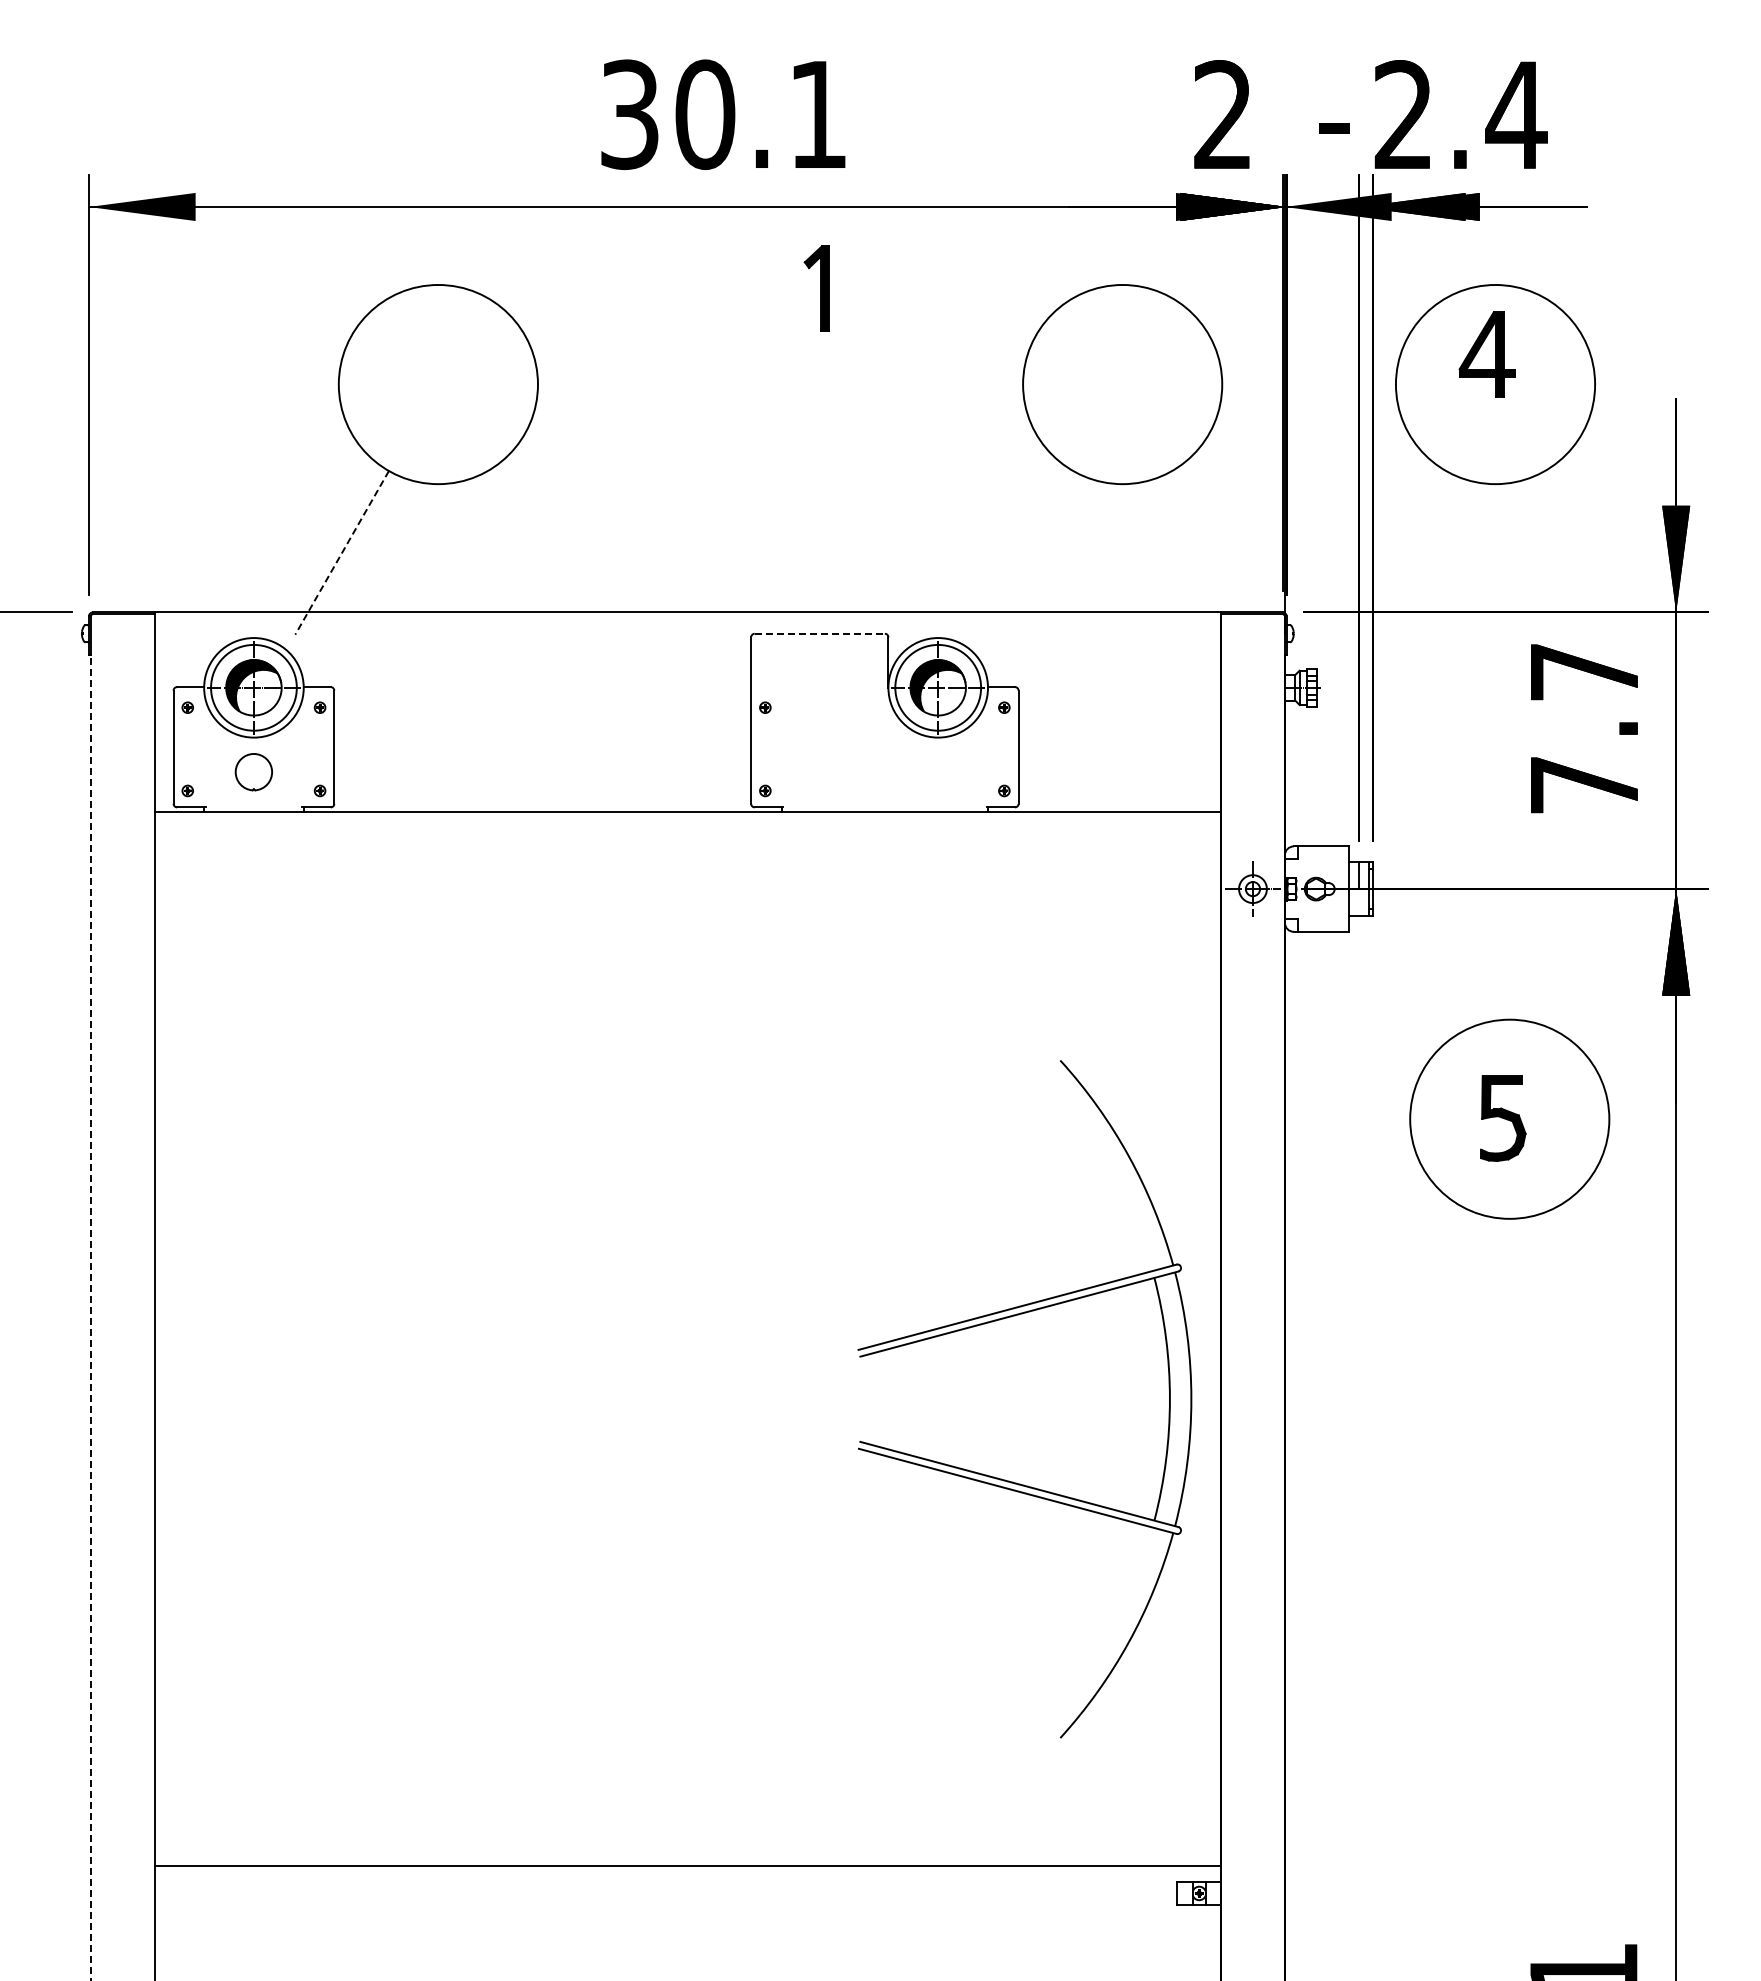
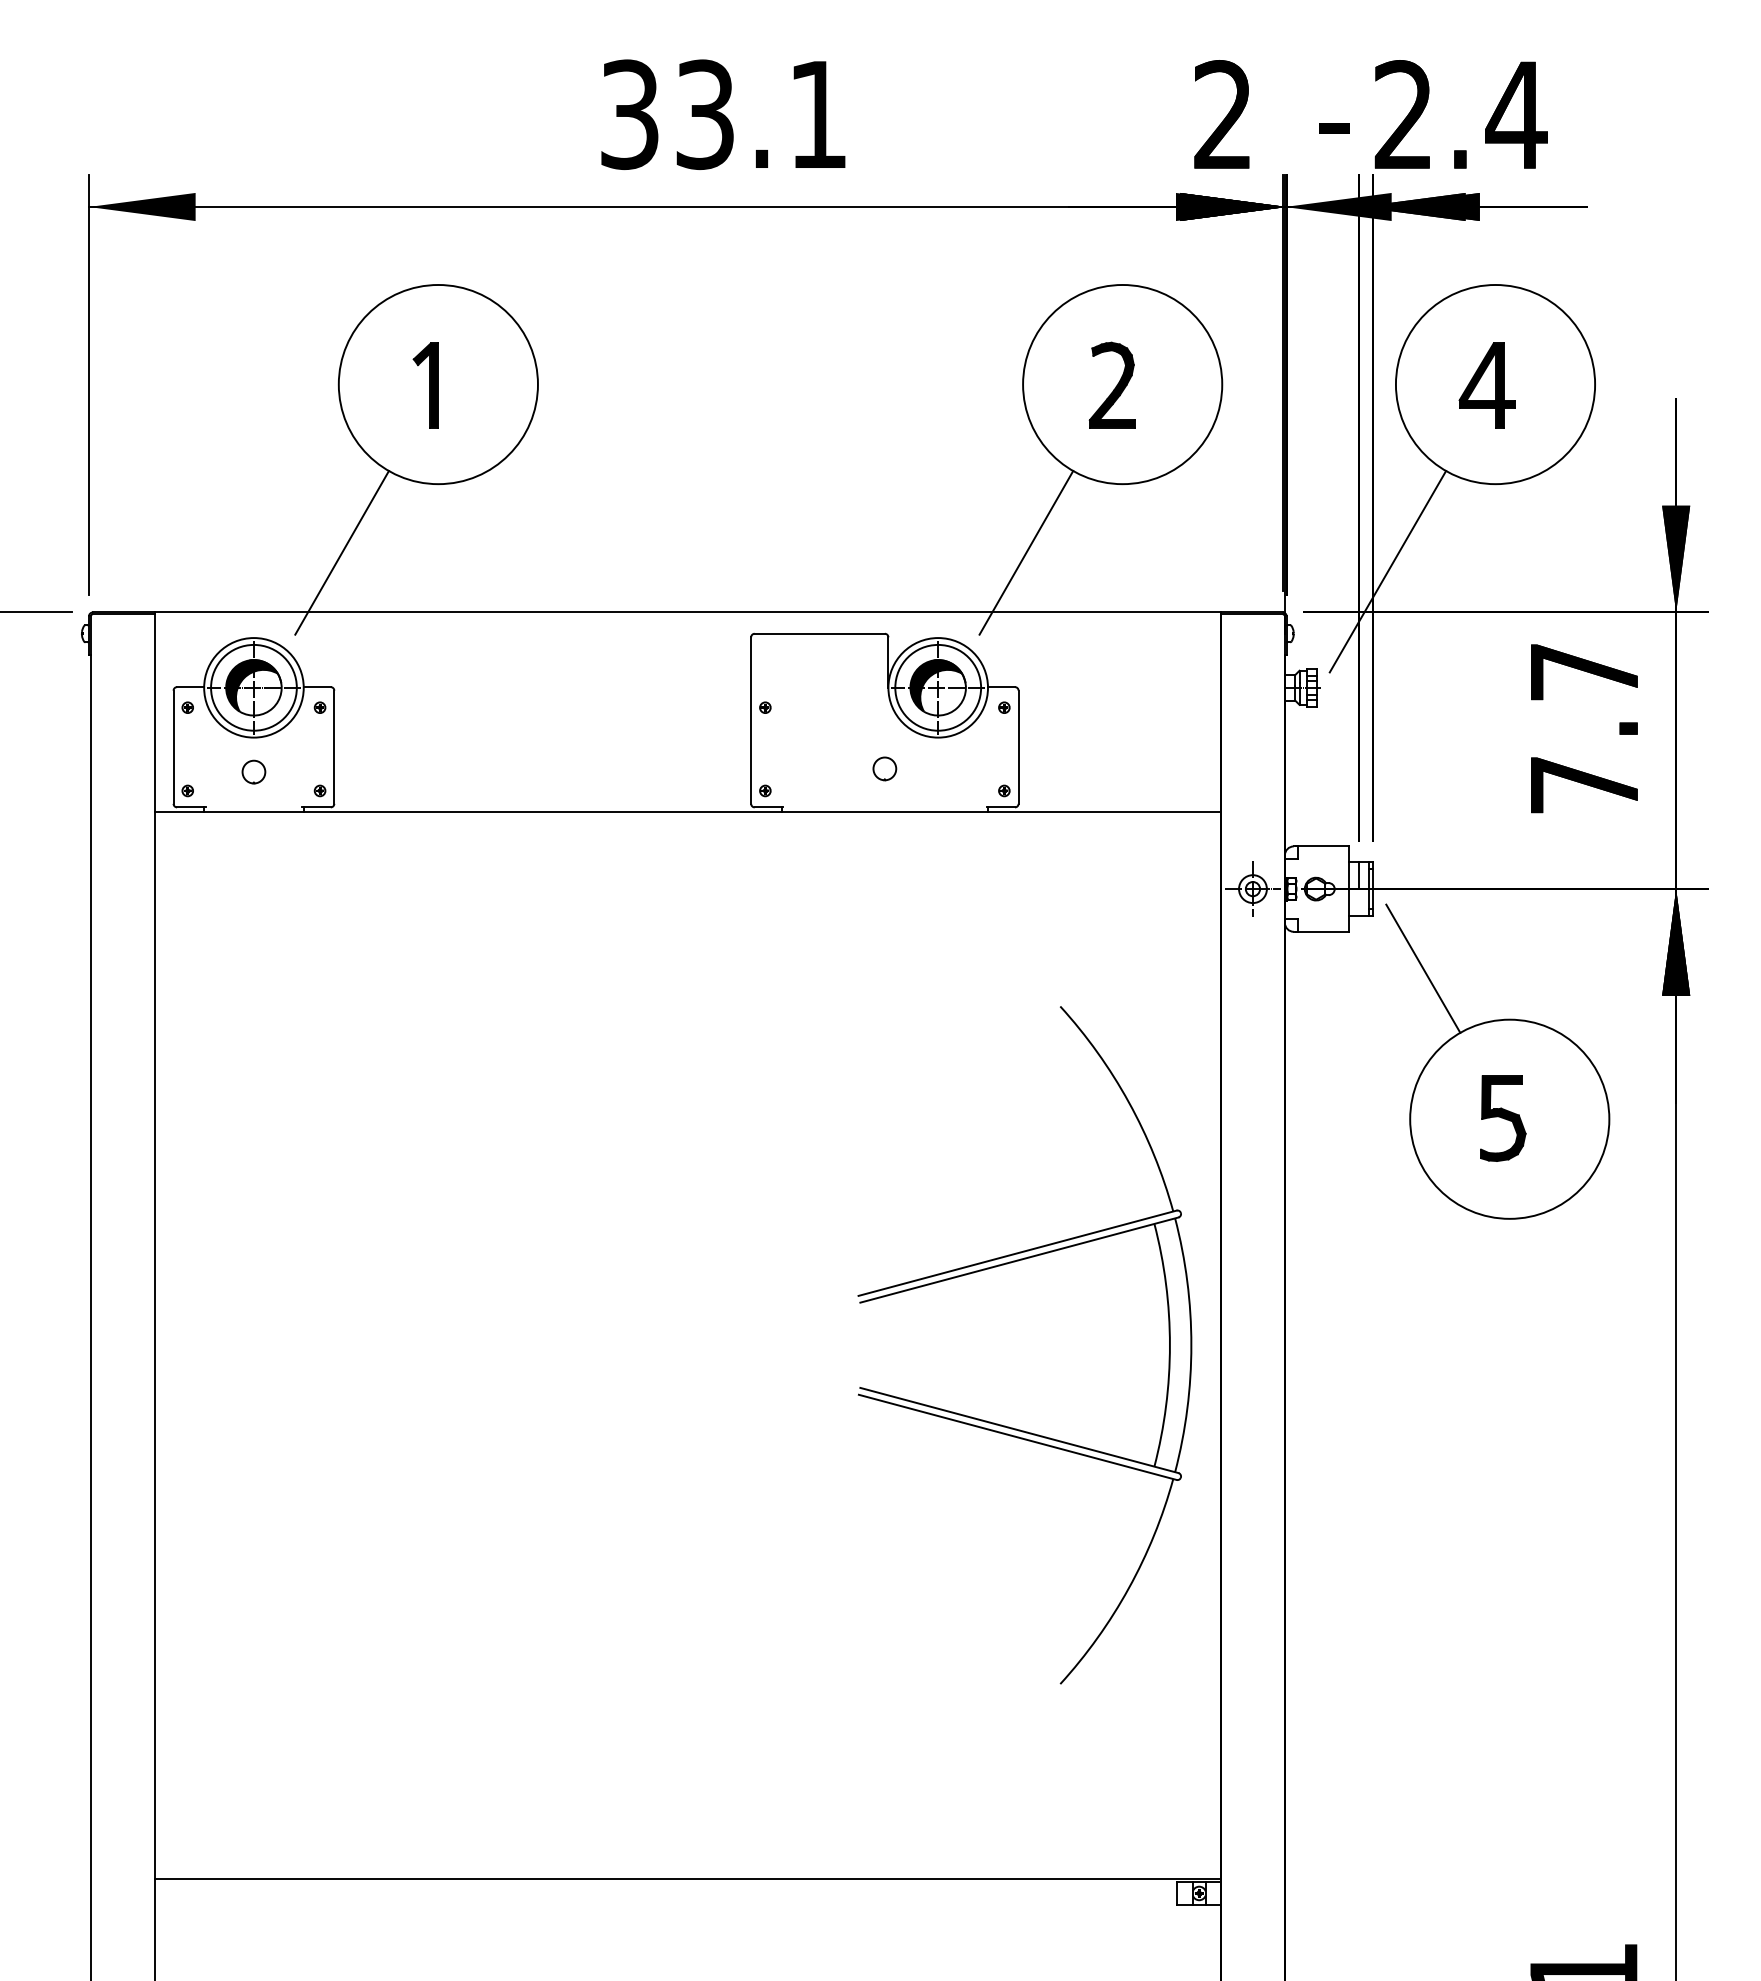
text: 30.1 -> 33.1 (705, 114)
part position: (816, 288) -> (425, 385) (425, 385)
part position: (1486, 354) -> (1486, 385) (1486, 385)
part: none -> present (1111, 384)
line: none -> present (1026, 552)
line: dashed -> solid (341, 553)
line: none -> present (1387, 571)
line: dashed -> solid (820, 633)
part: none -> present (884, 768)
part size: 39x39 px -> 26x26 px (253, 771)
line: none -> present (1423, 968)
line: dashed -> solid (90, 1317)
part position: (1005, 1479) -> (1005, 1425) (1005, 1425)
line position: (687, 1865) -> (687, 1878) (687, 1878)
